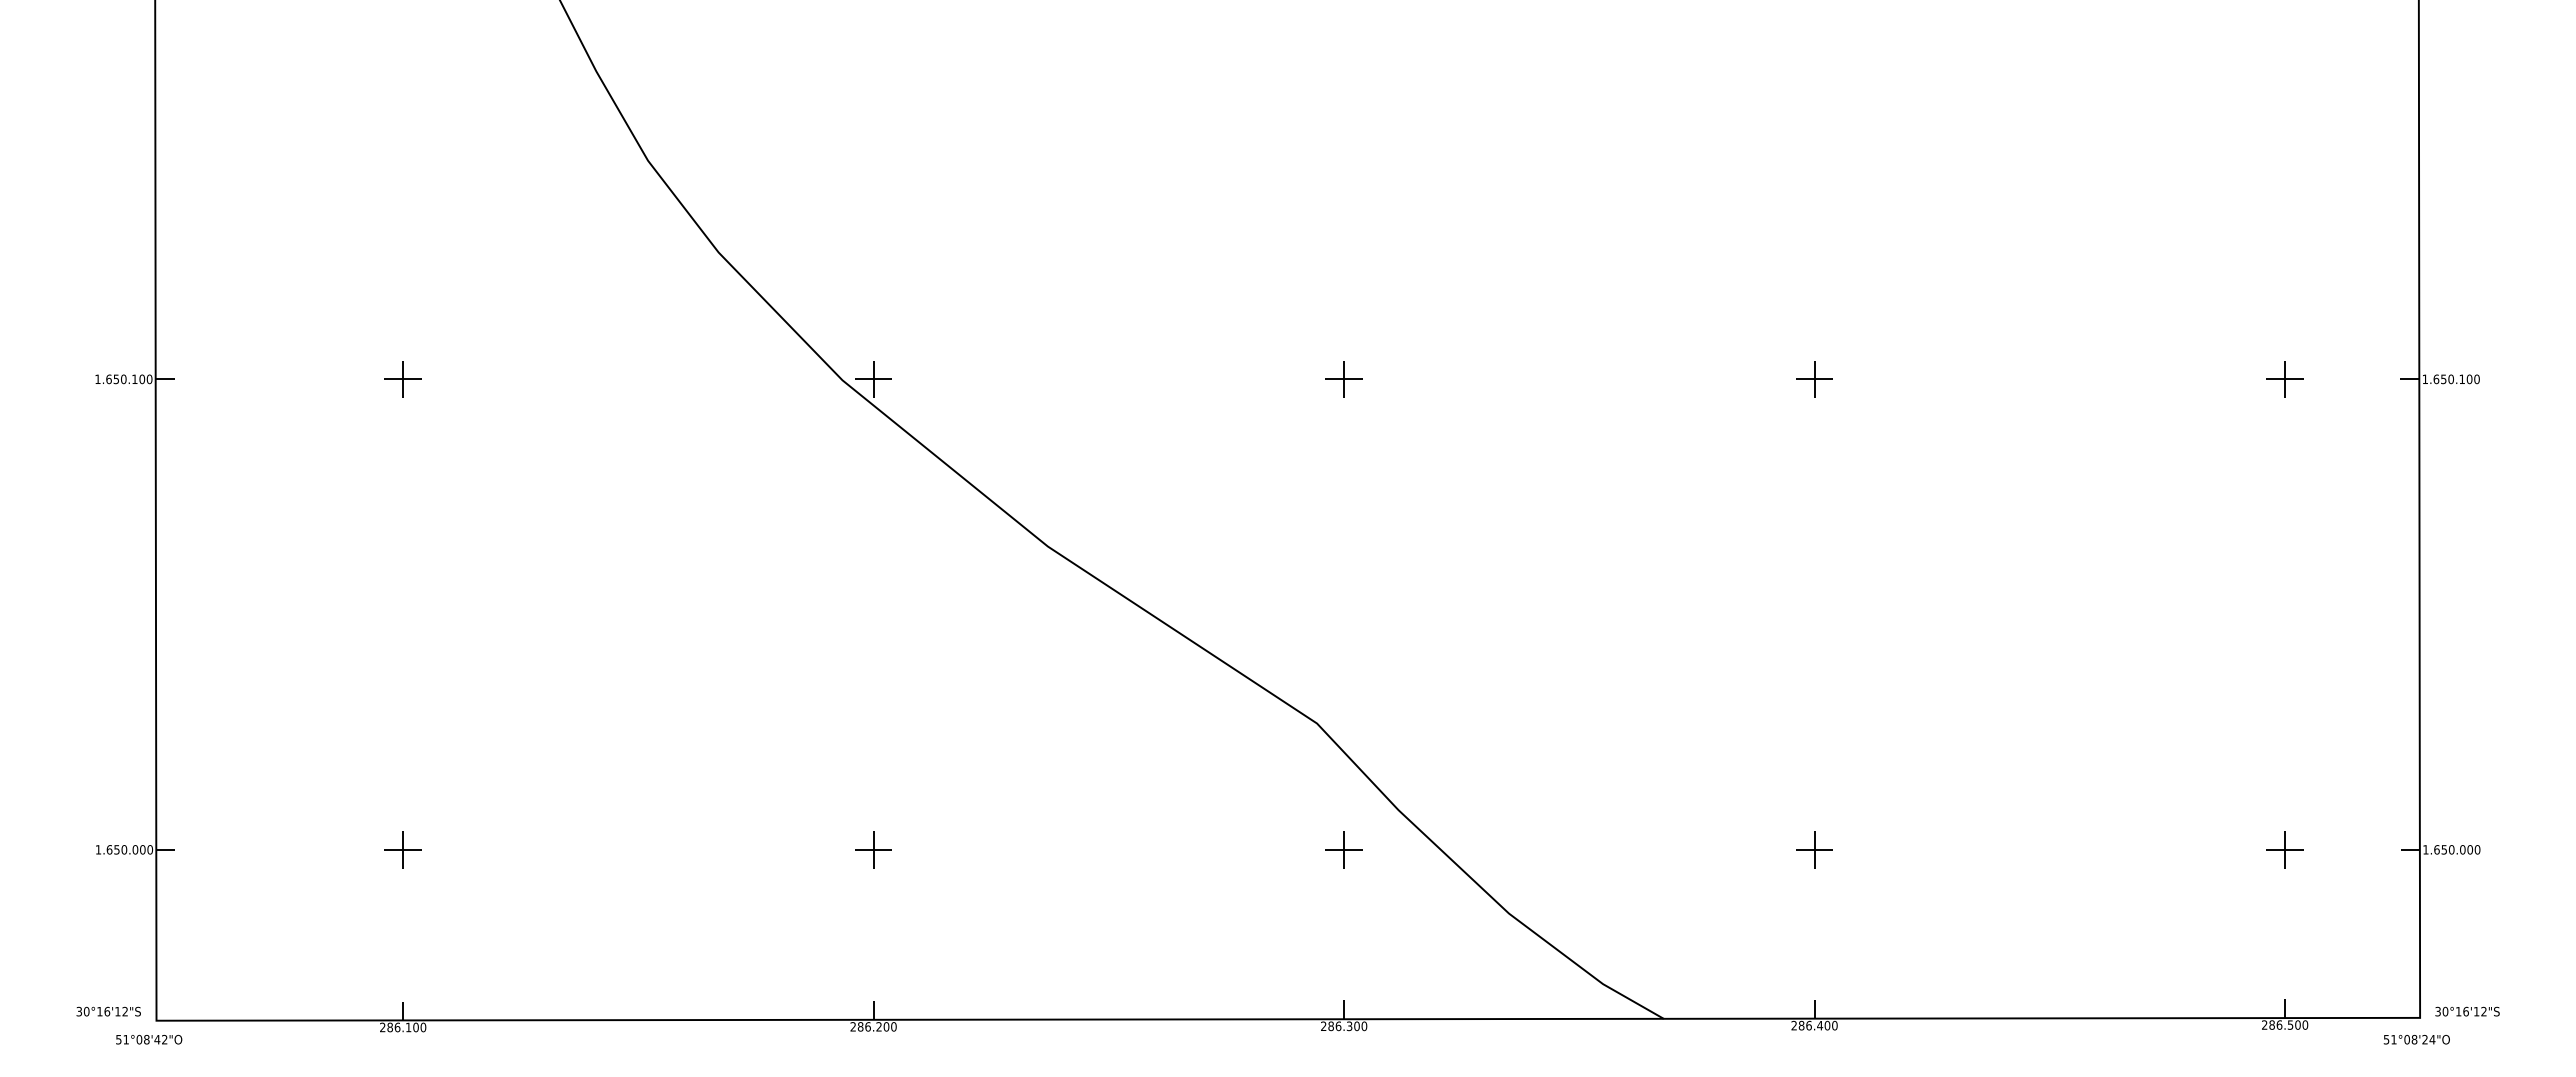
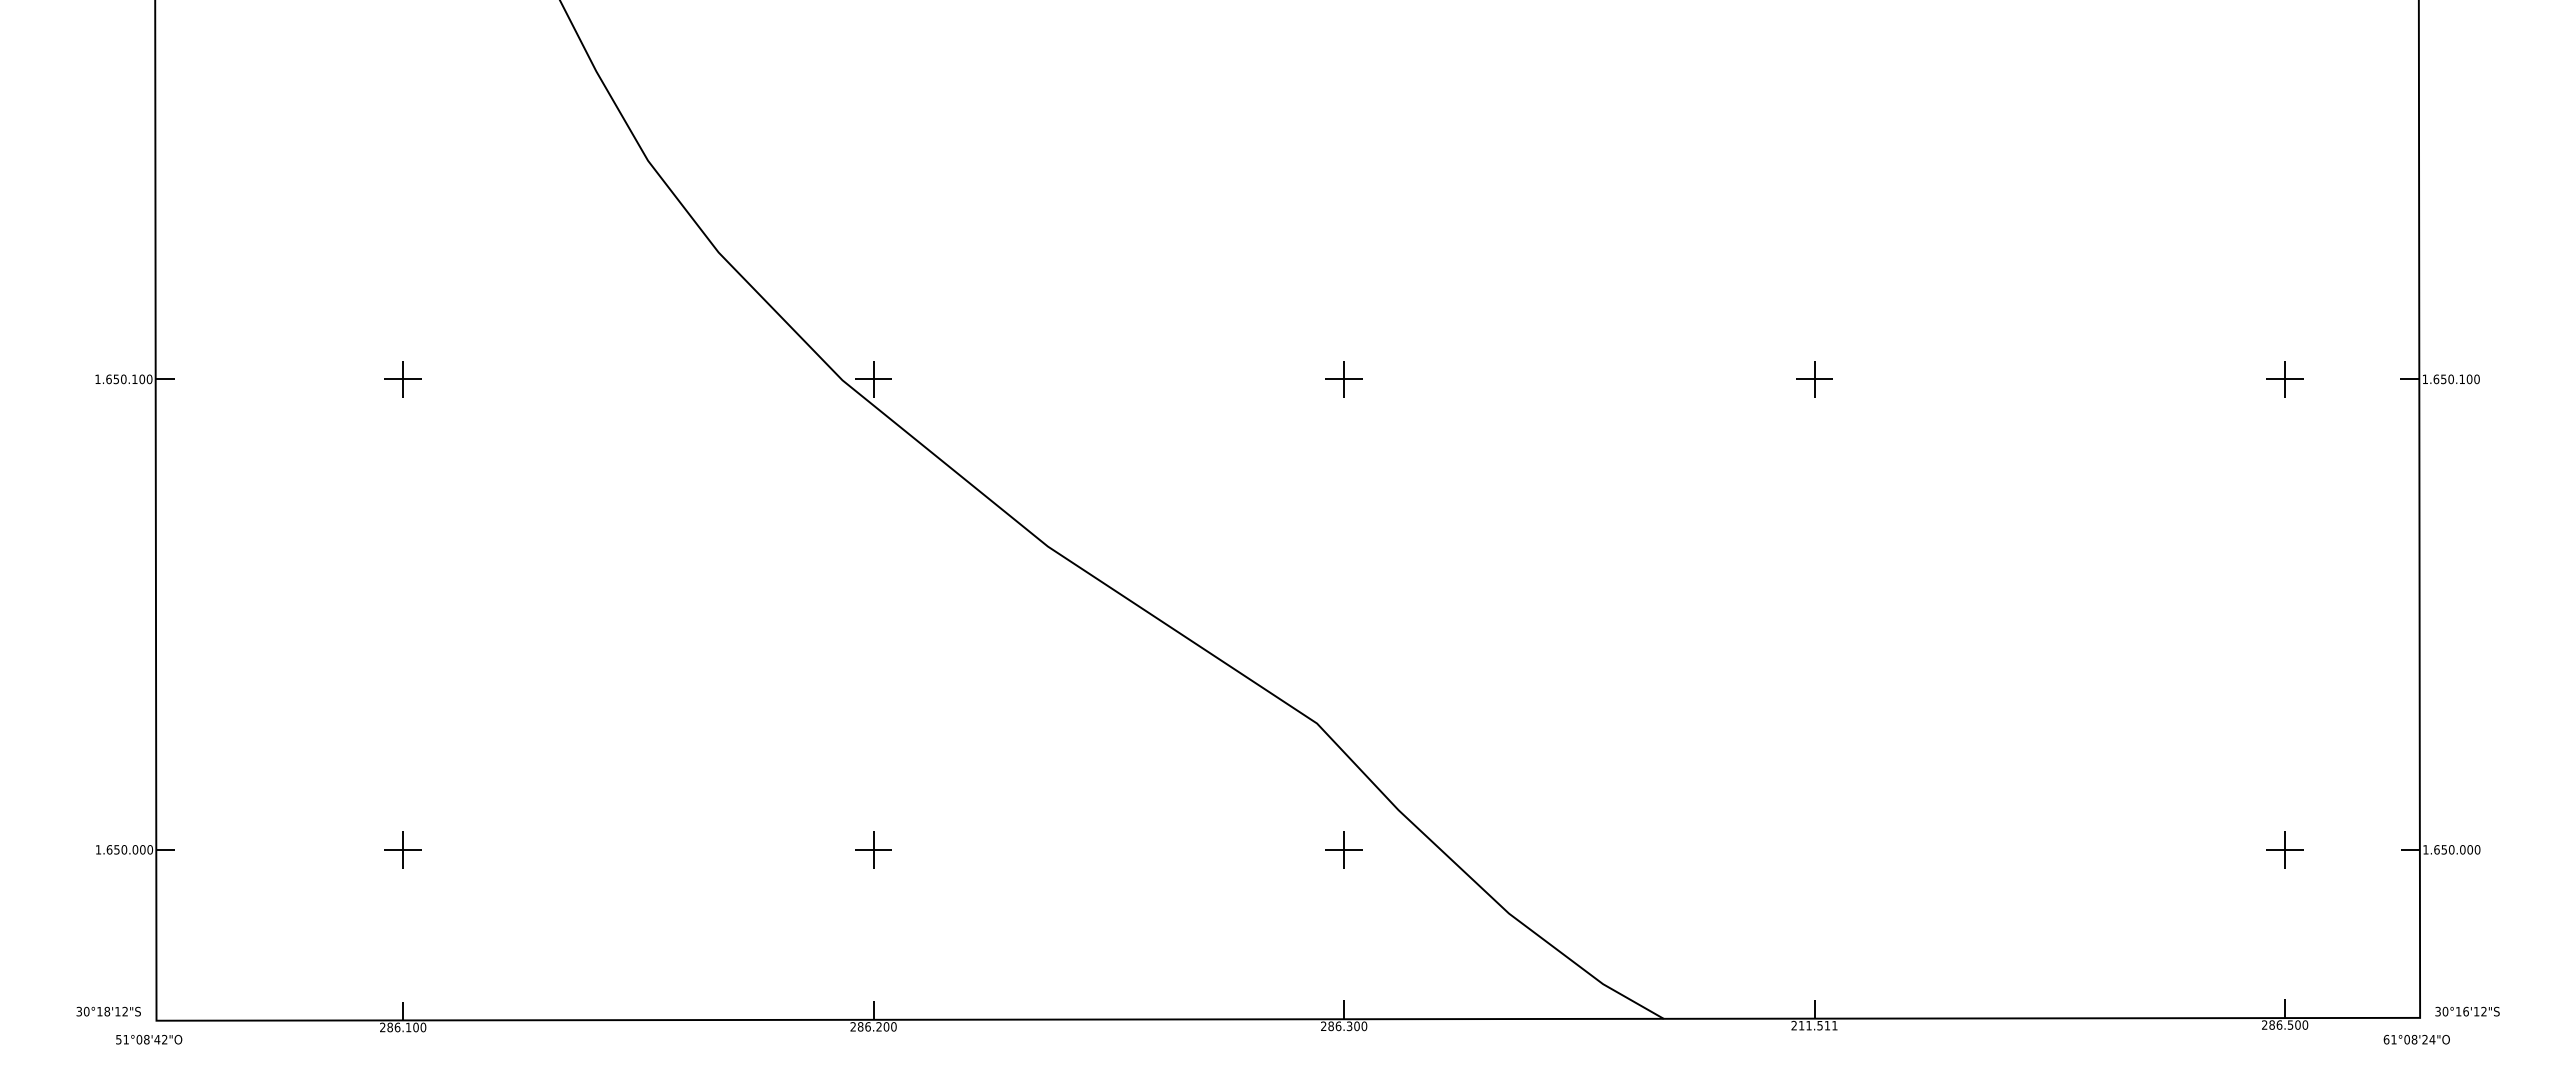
part: present -> none (1814, 849)
text: 30°16'12"S -> 30°18'12"S (107, 1011)
text: 286.400 -> 211.511 (1817, 1025)
text: 51°08'24"O -> 61°08'24"O (2386, 1039)
